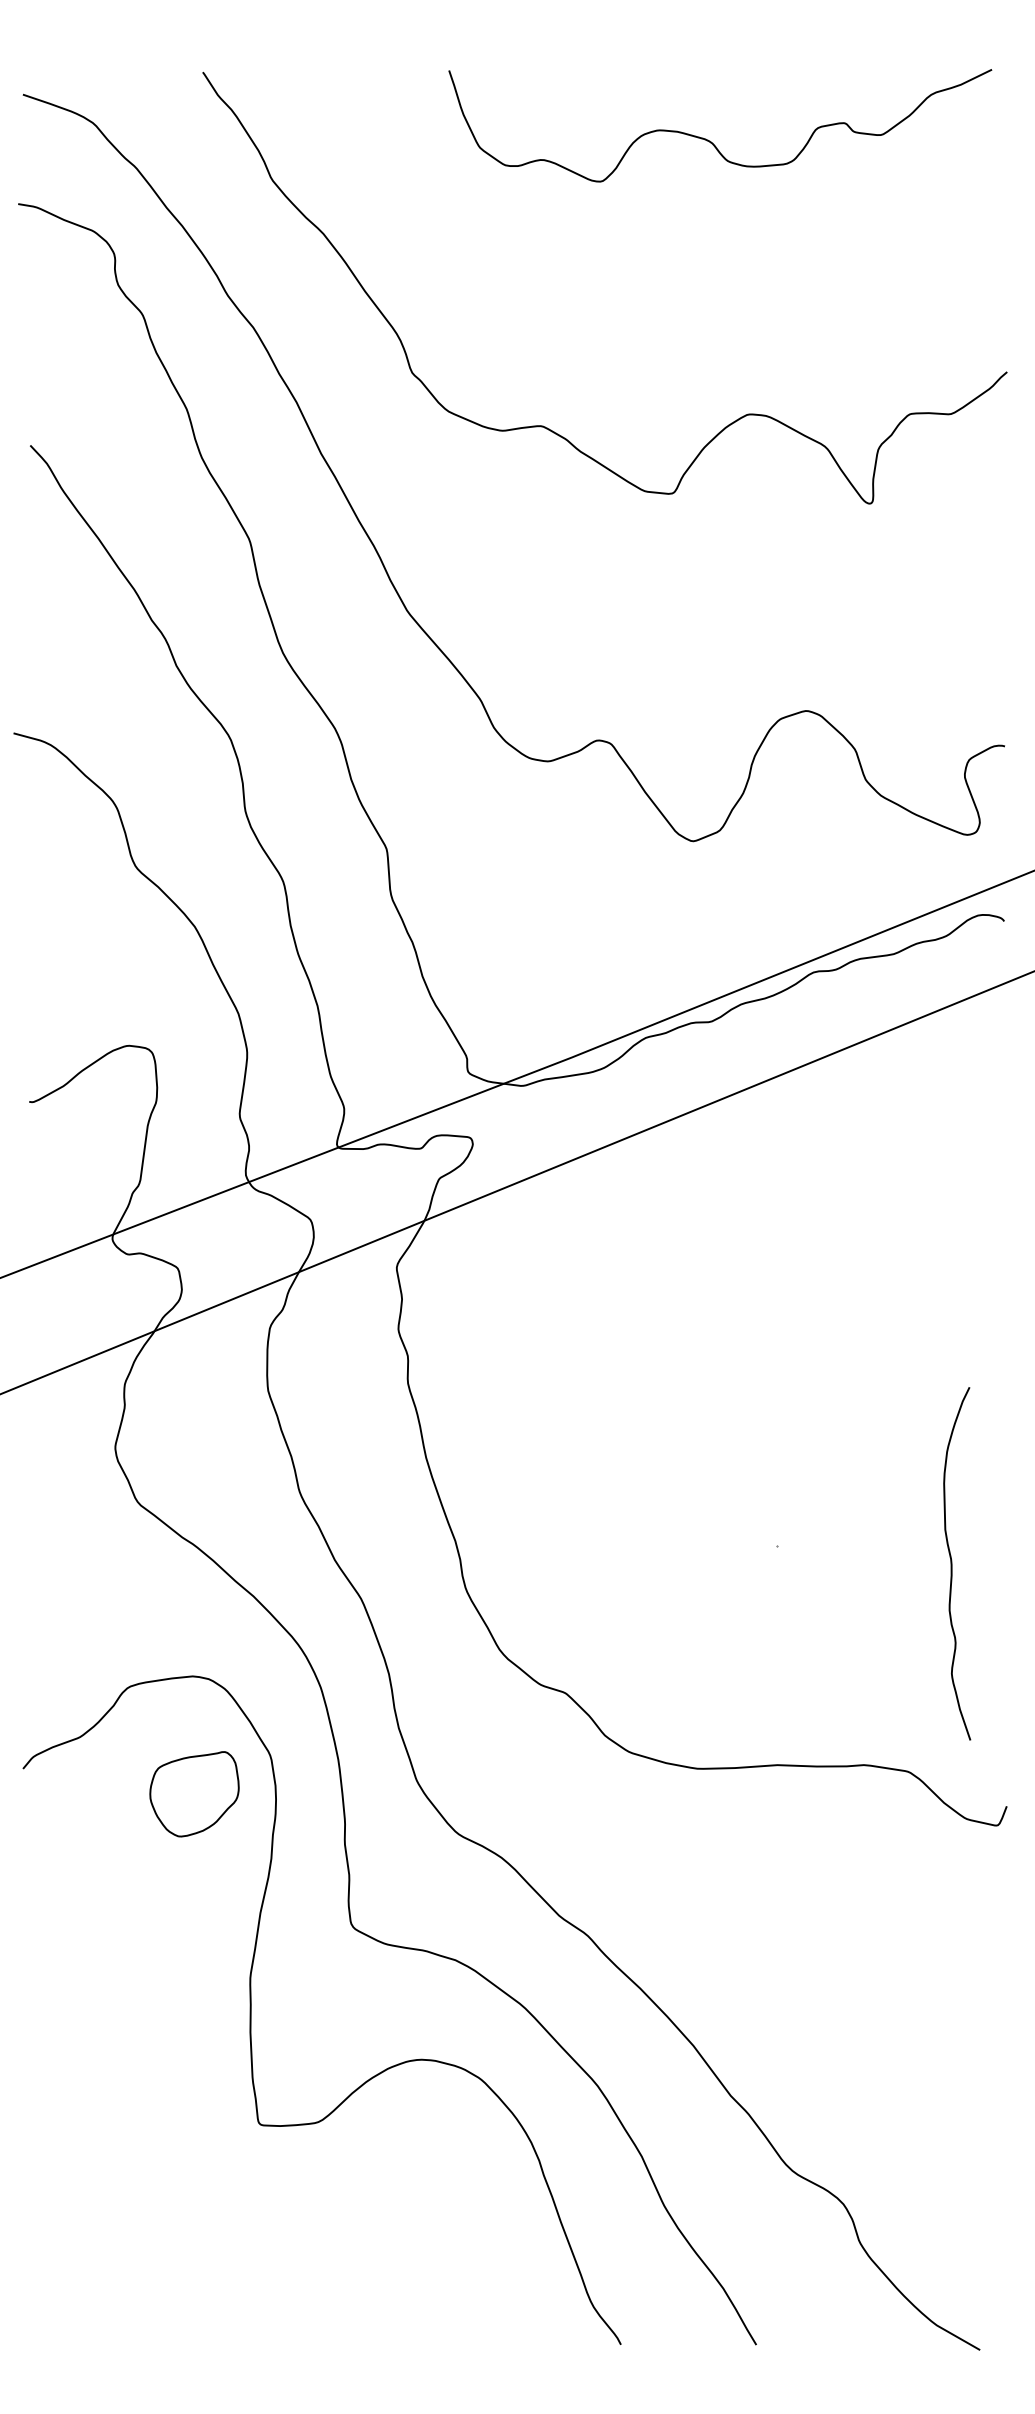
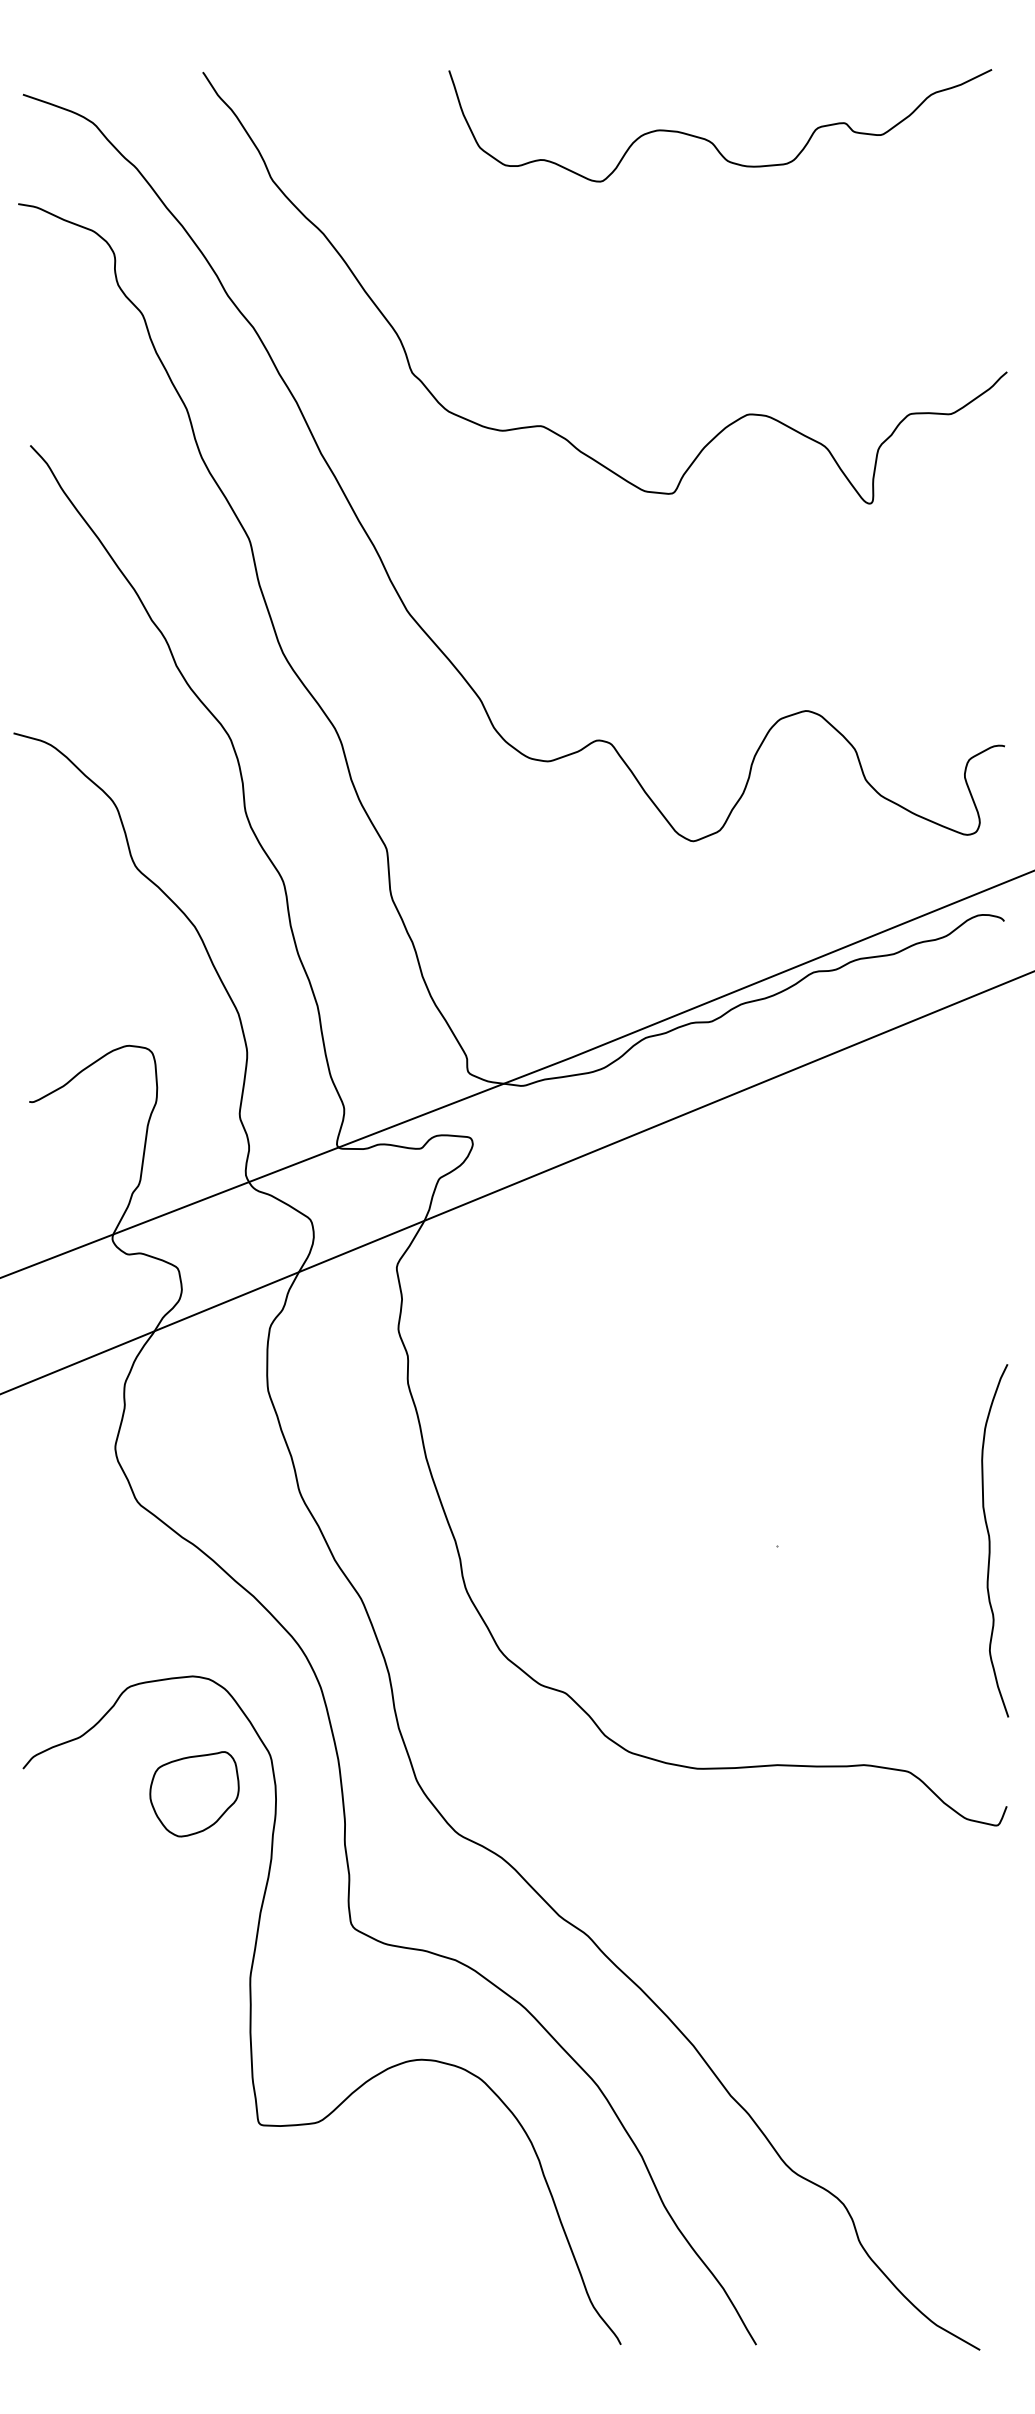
curve position: (952, 1563) -> (990, 1540) (990, 1540)
